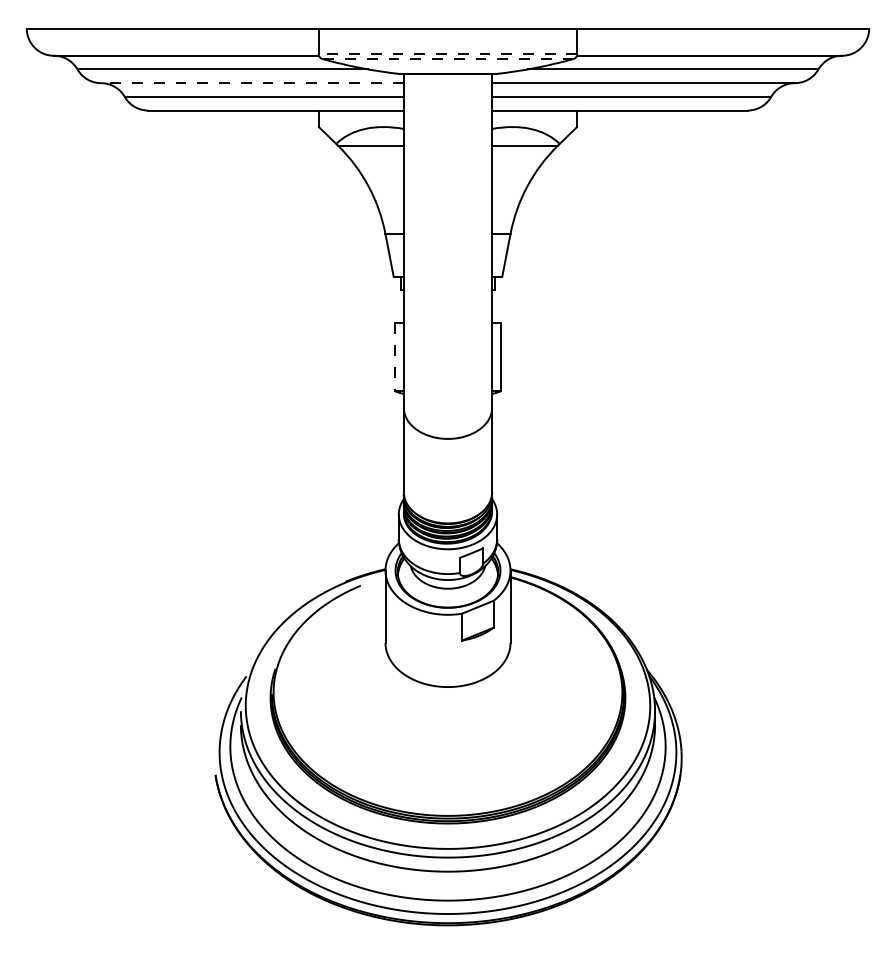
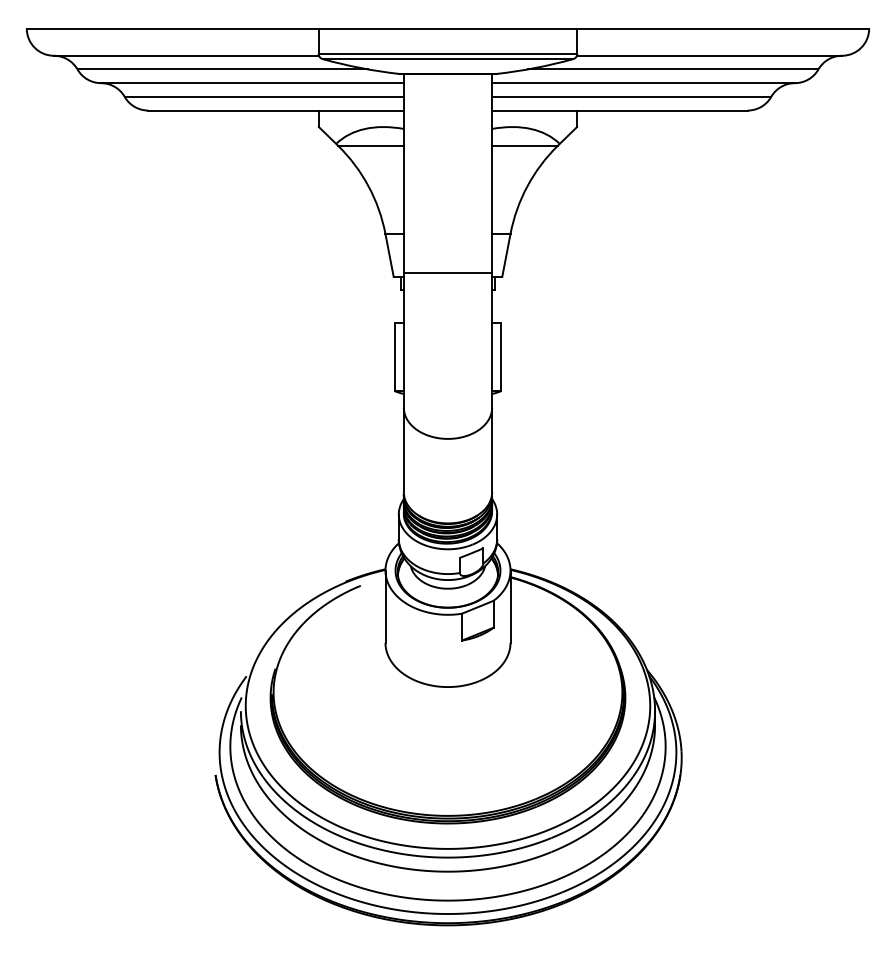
line: dashed -> solid (447, 53)
line: dashed -> solid (447, 59)
line: dashed -> solid (251, 83)
line: none -> present (447, 273)
line: dashed -> solid (394, 357)
